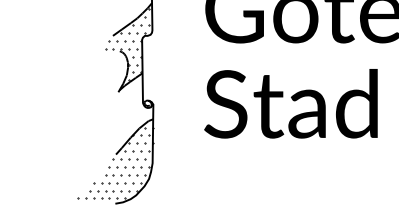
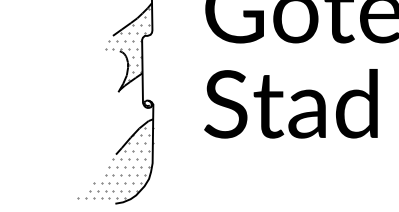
hatch: present -> none (126, 44)
hatch: present -> none (114, 162)
